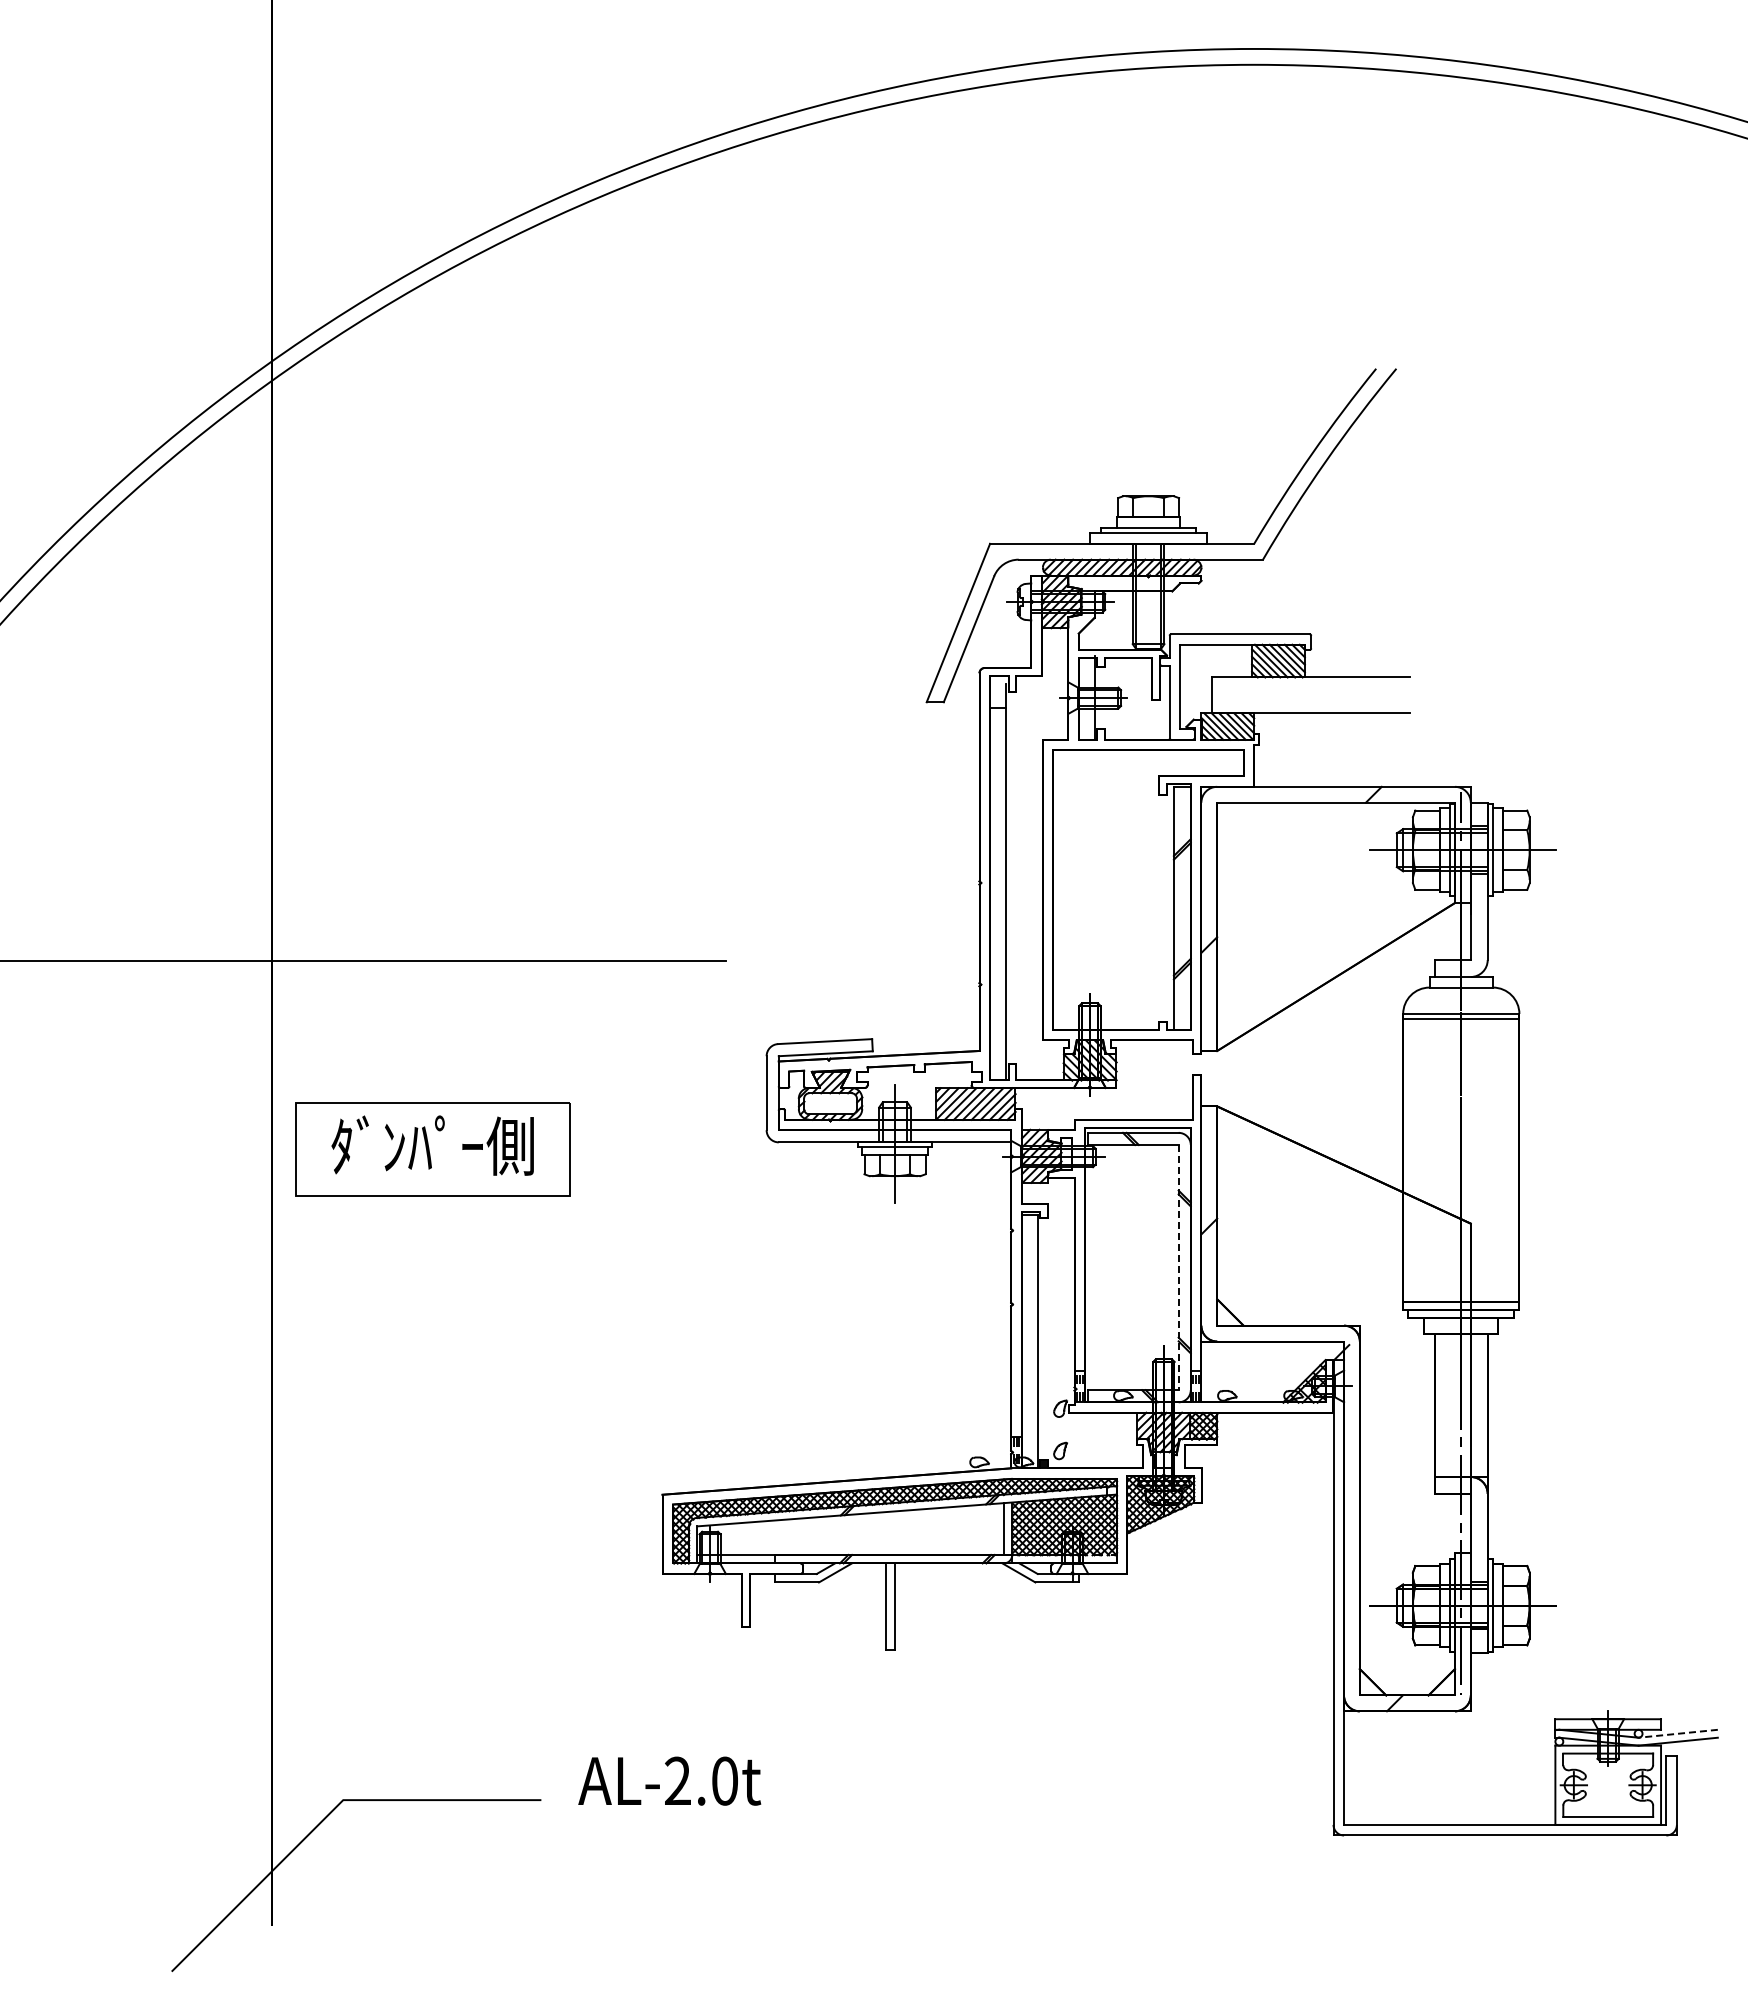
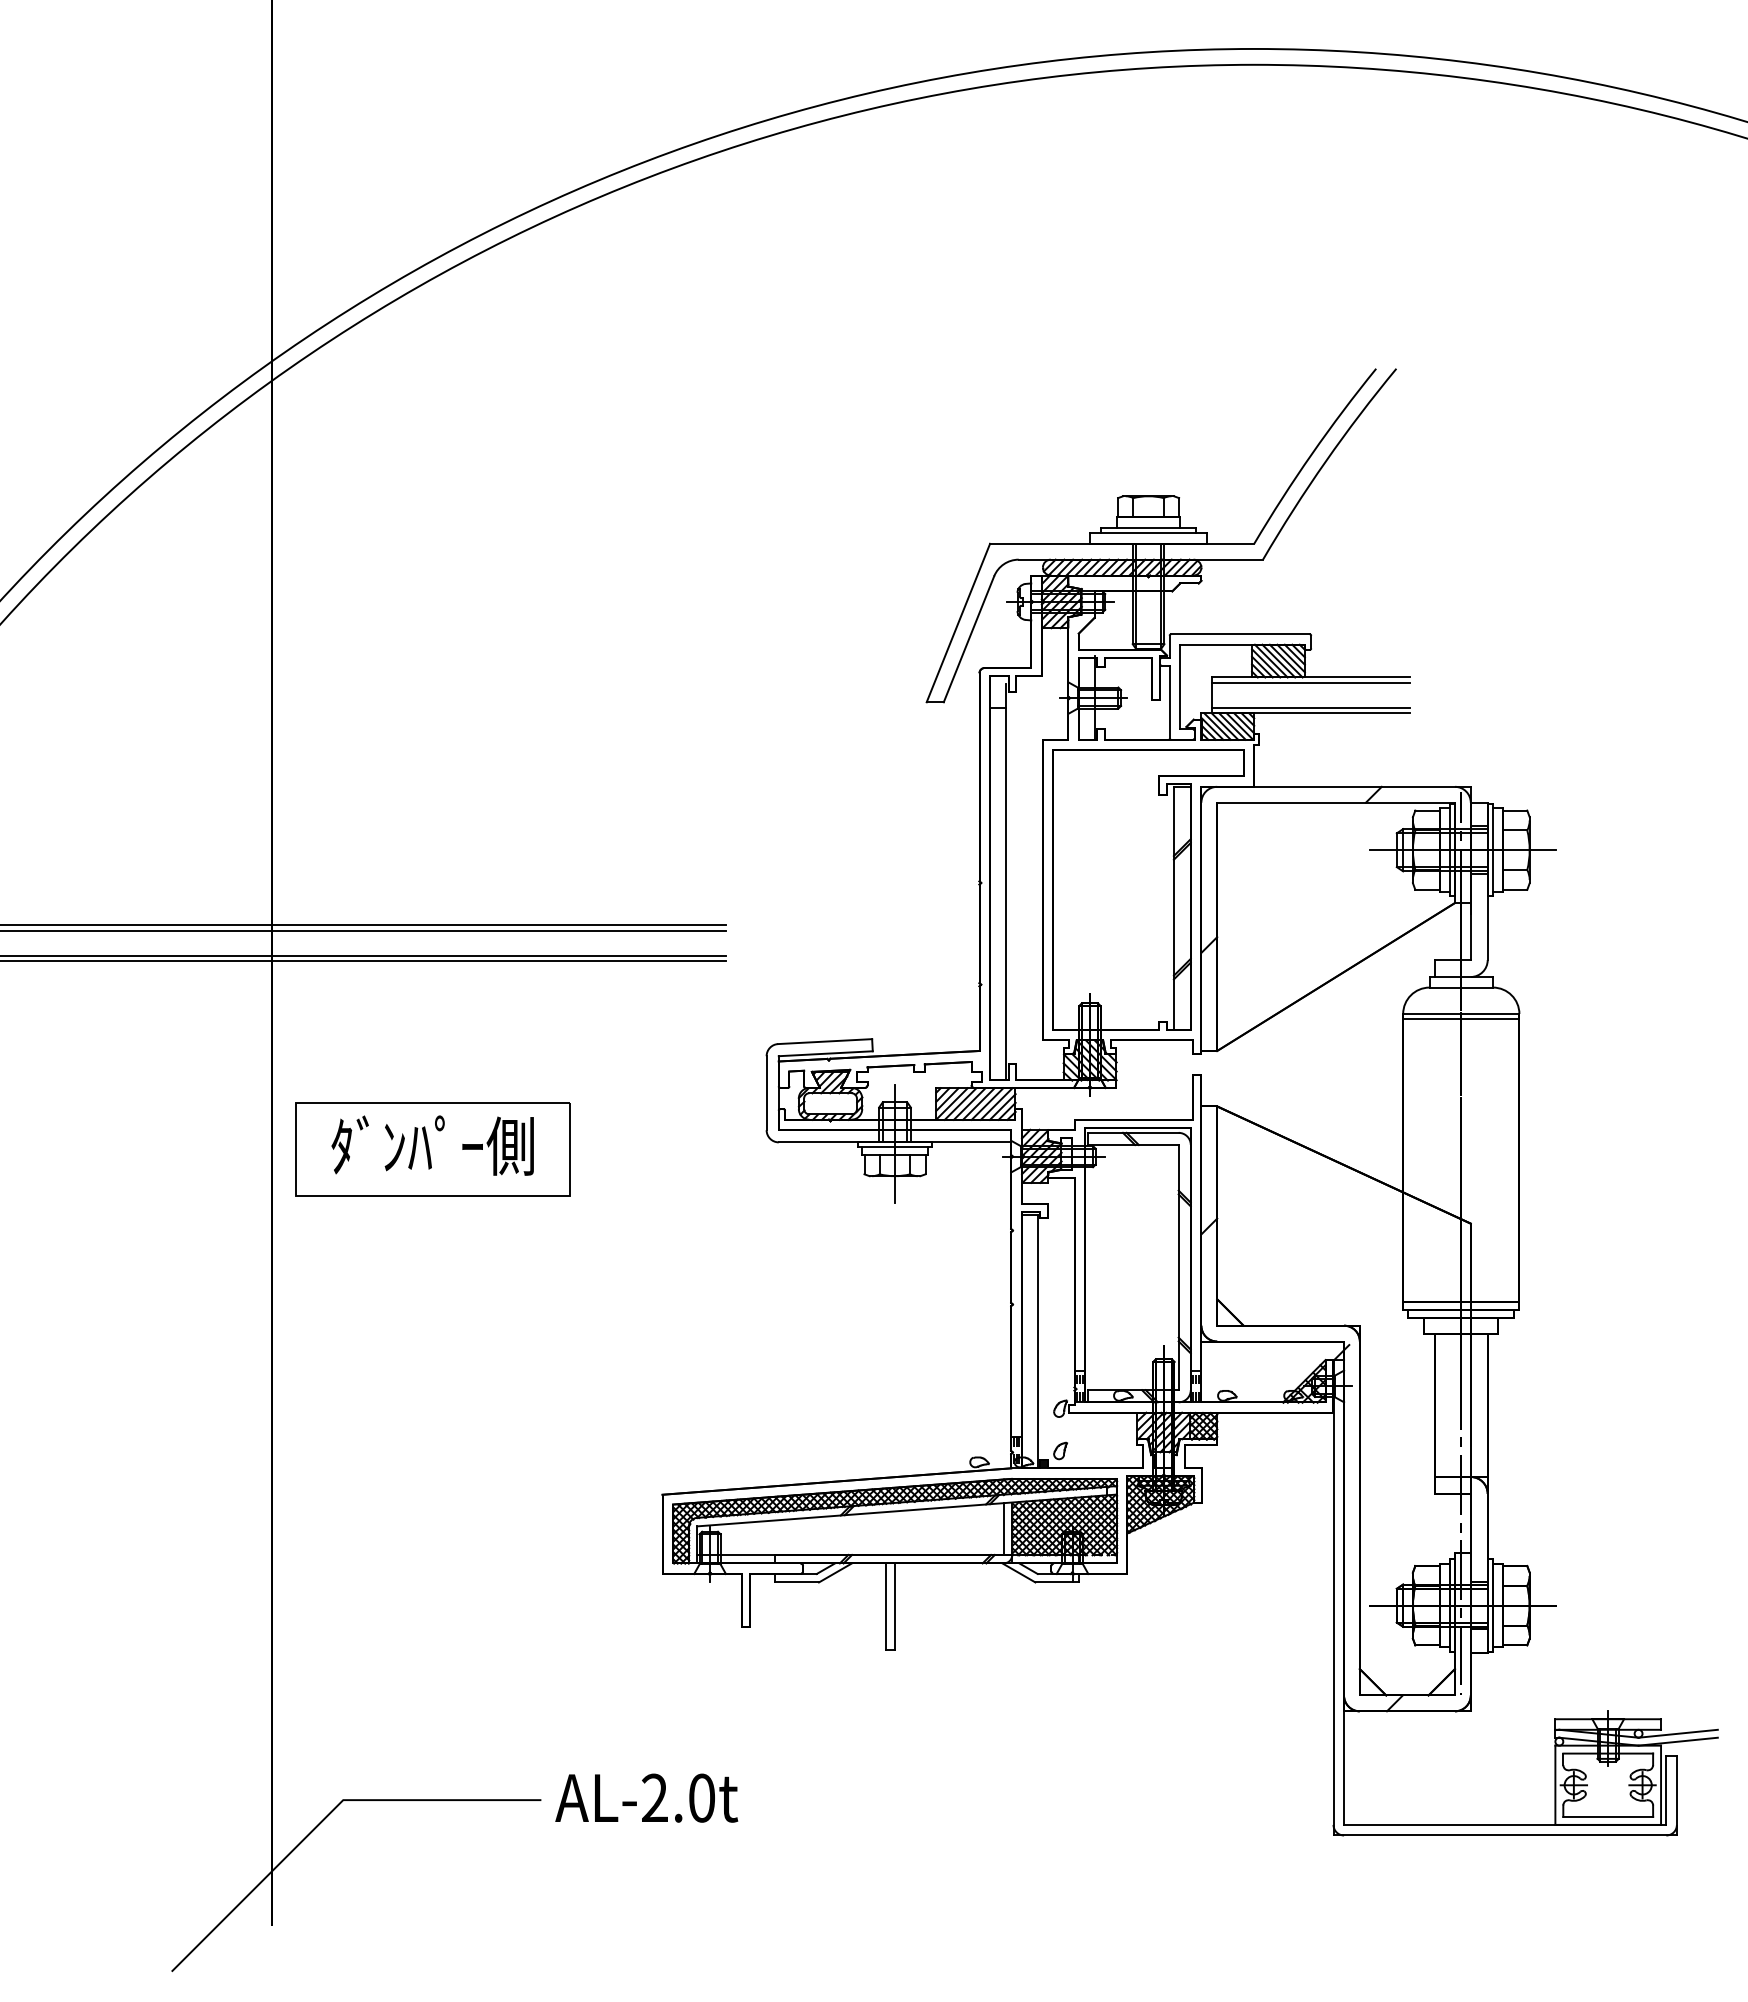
line: none -> present (1310, 682)
line: none -> present (1310, 708)
line: none -> present (363, 925)
line: none -> present (363, 930)
line: none -> present (363, 955)
line: dashed -> solid (1178, 1267)
line: dashed -> solid (1678, 1733)
text position: (669, 1780) -> (646, 1797) (646, 1797)
